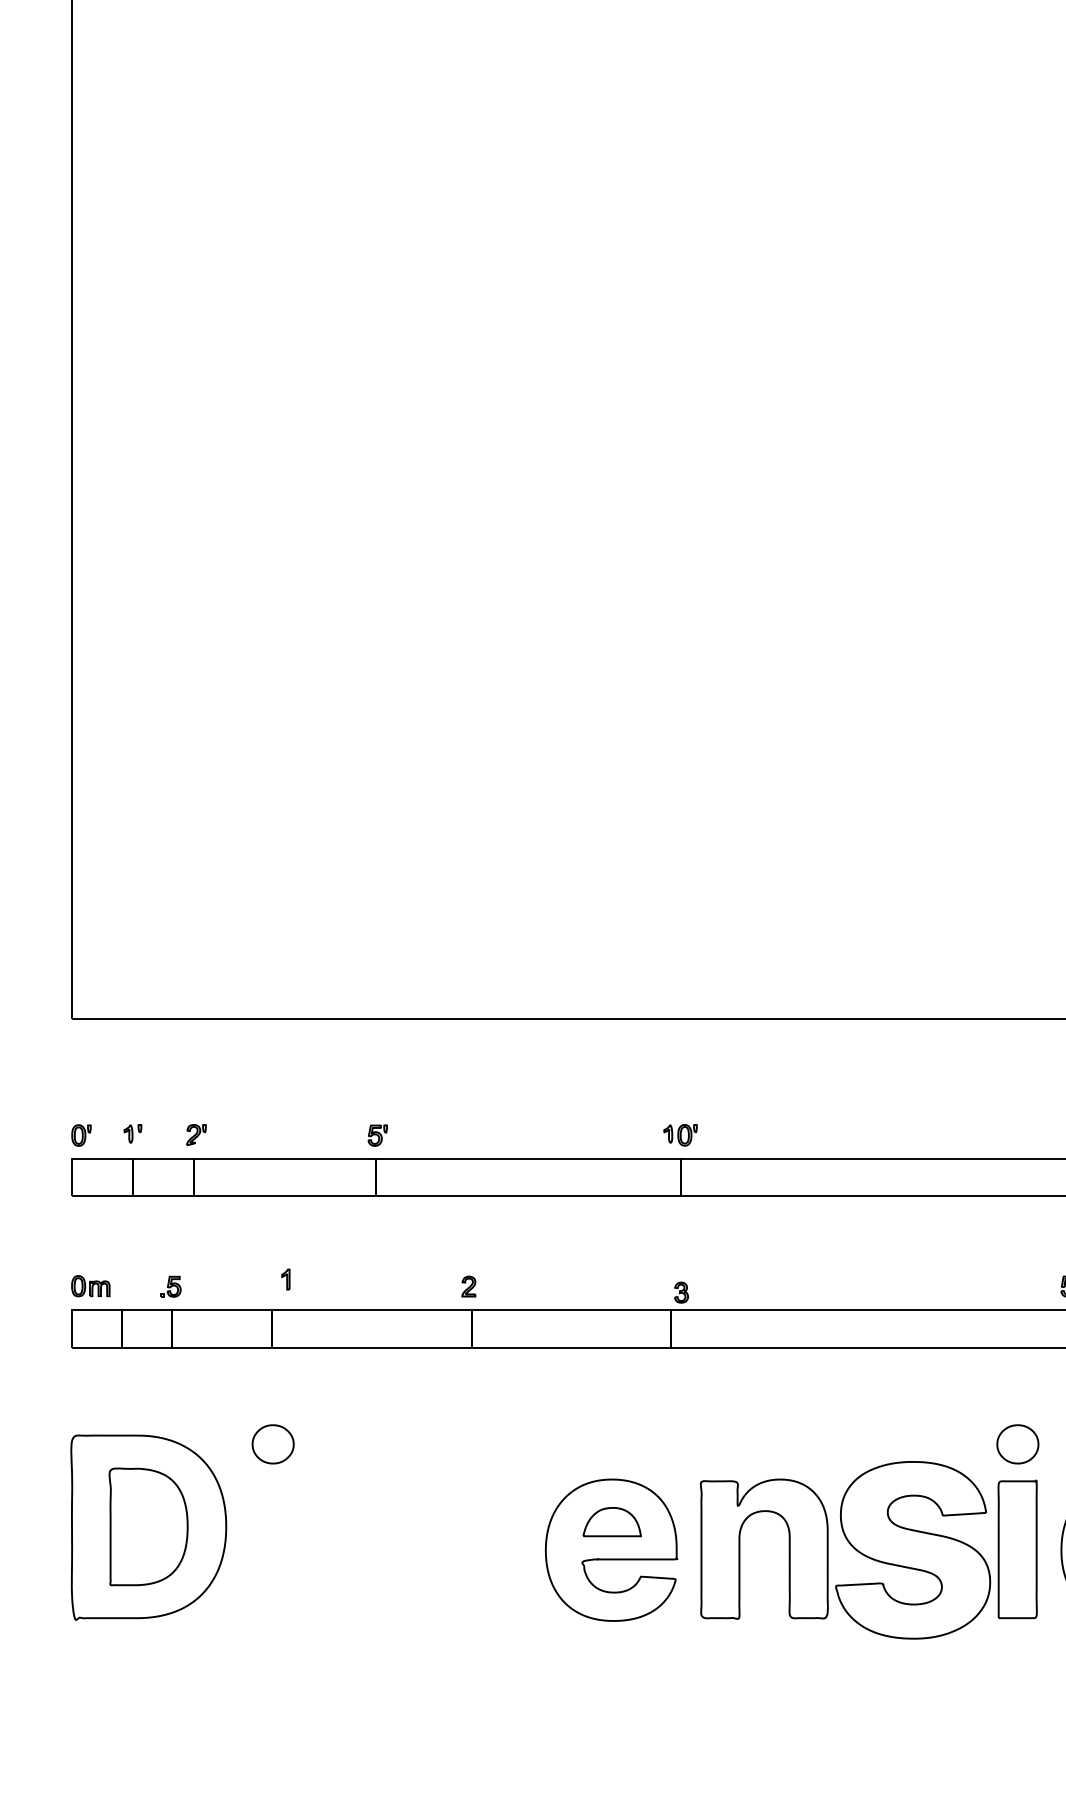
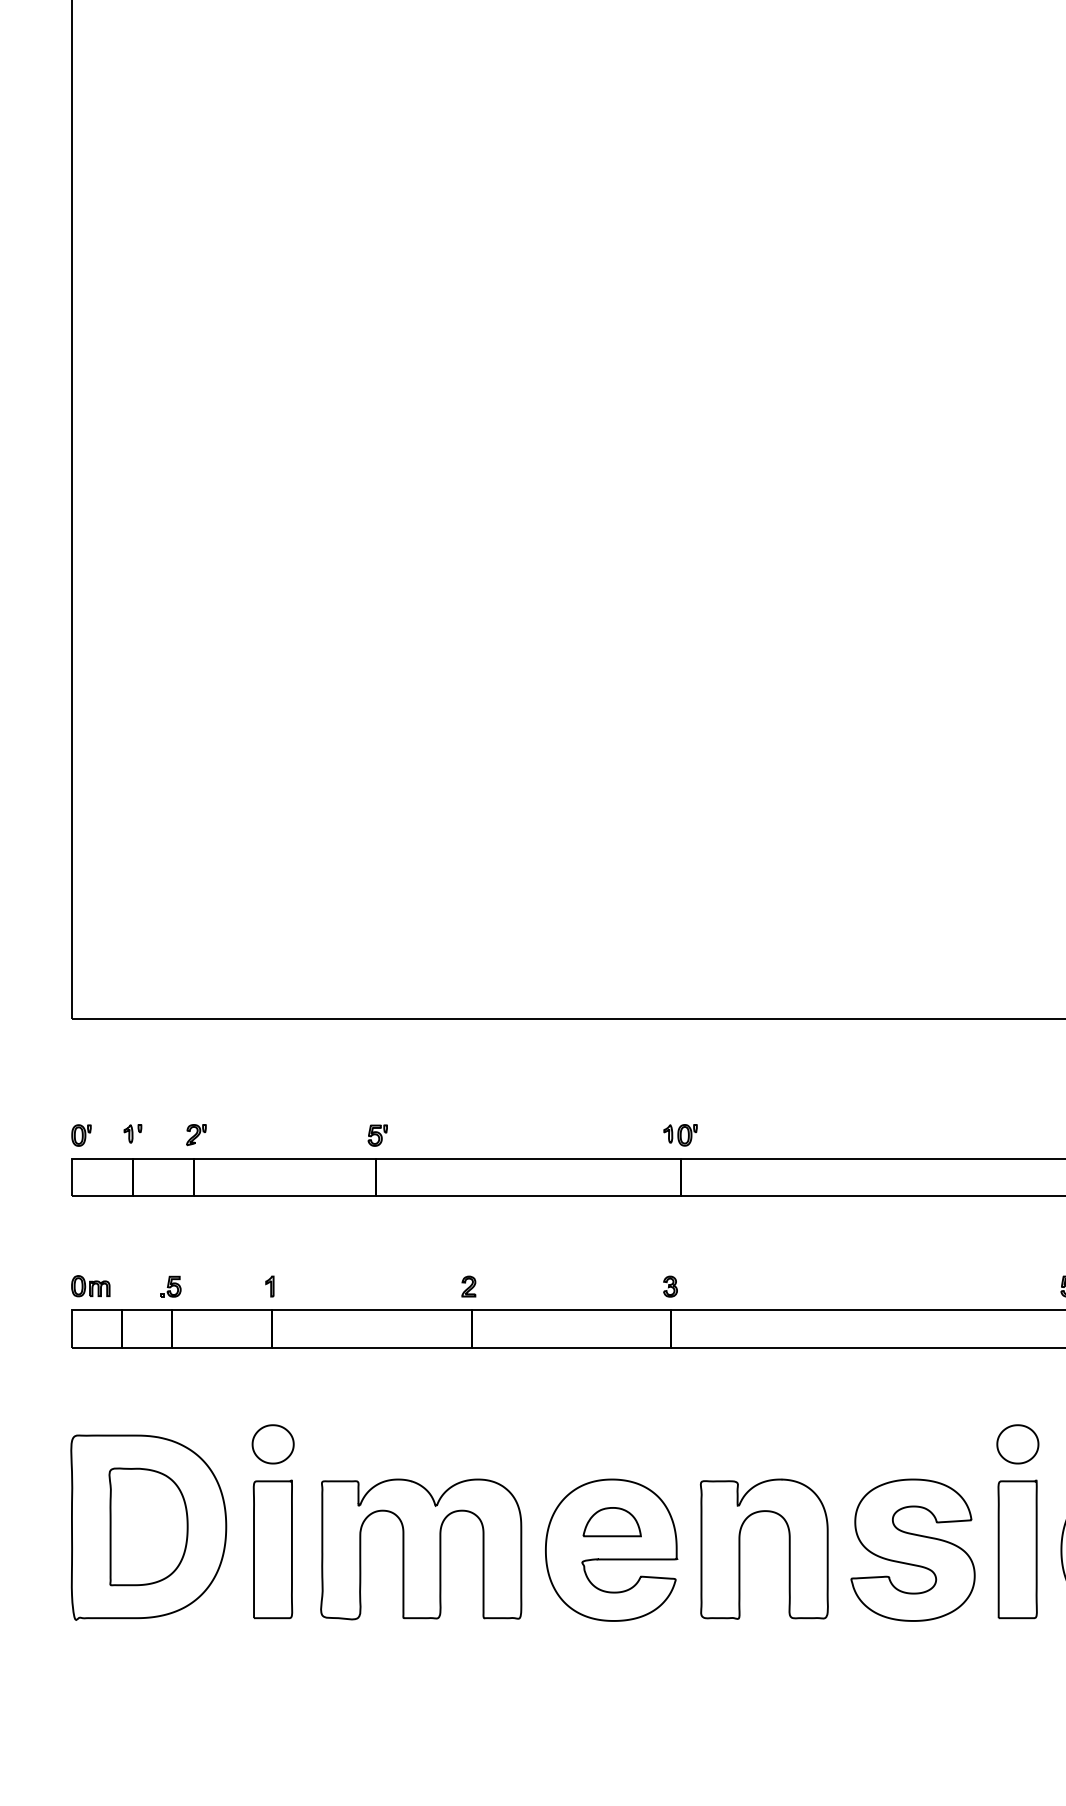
part position: (285, 1279) -> (269, 1286) (269, 1286)
part position: (681, 1292) -> (670, 1286) (670, 1286)
part: none -> present (272, 1549)
part: none -> present (421, 1549)
part size: 157x179 px -> 126x144 px (912, 1549)
